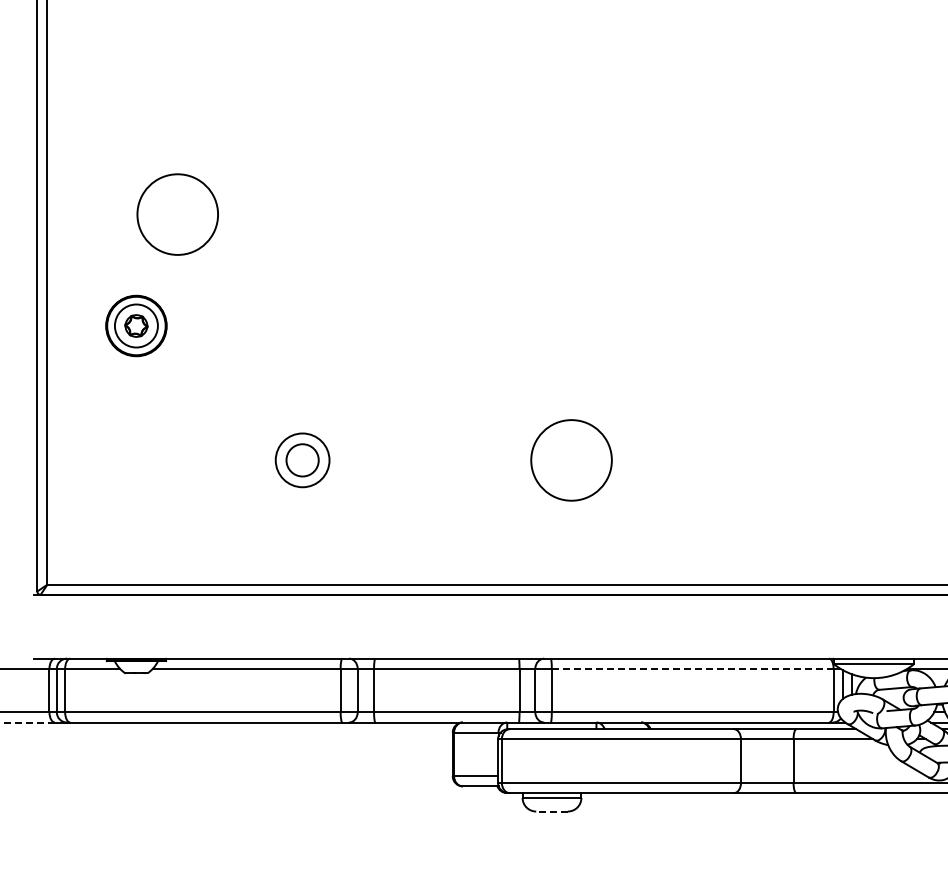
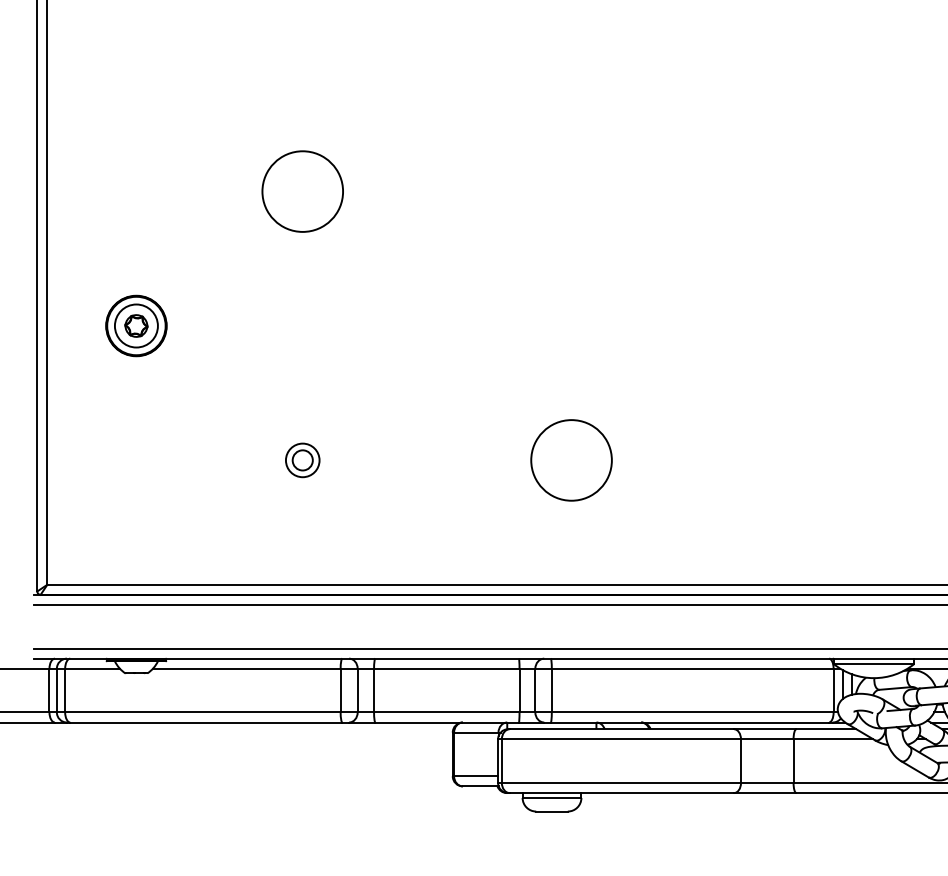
circle position: (177, 214) -> (302, 191) (302, 191)
part size: 57x57 px -> 36x37 px (302, 460)
line: none -> present (488, 604)
line: none -> present (488, 648)
line: dashed -> solid (692, 668)
line: dashed -> solid (27, 722)
line: dashed -> solid (552, 811)
